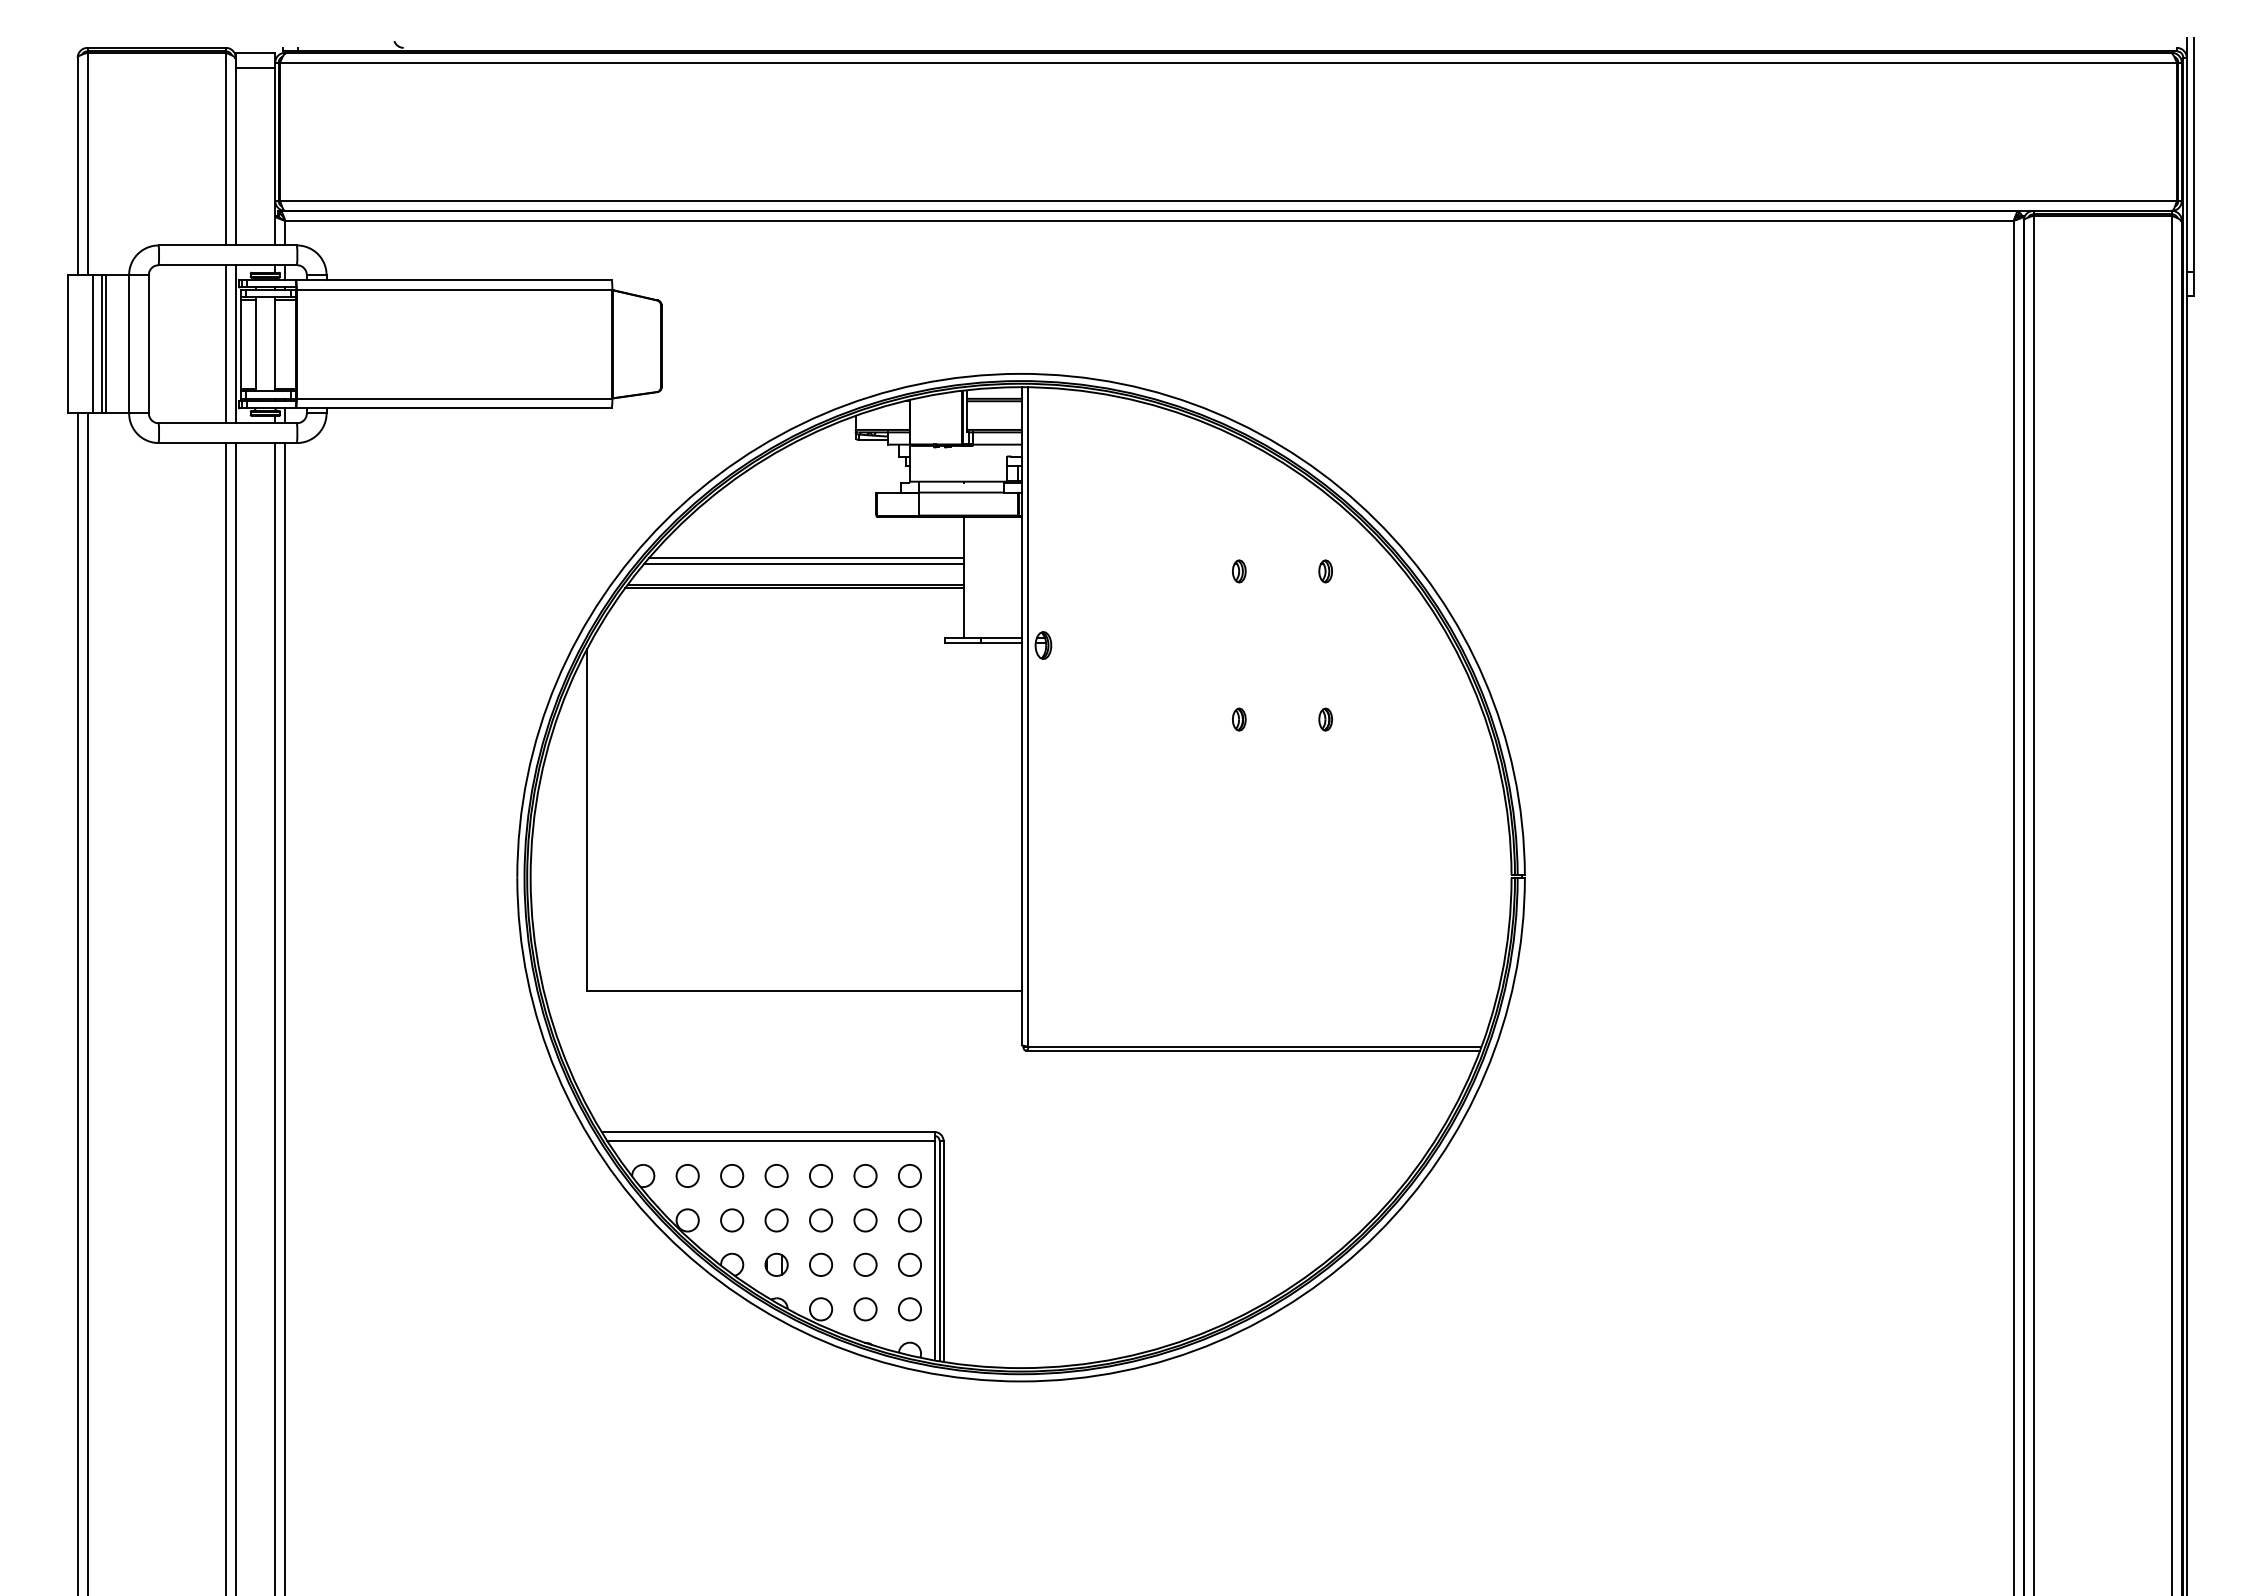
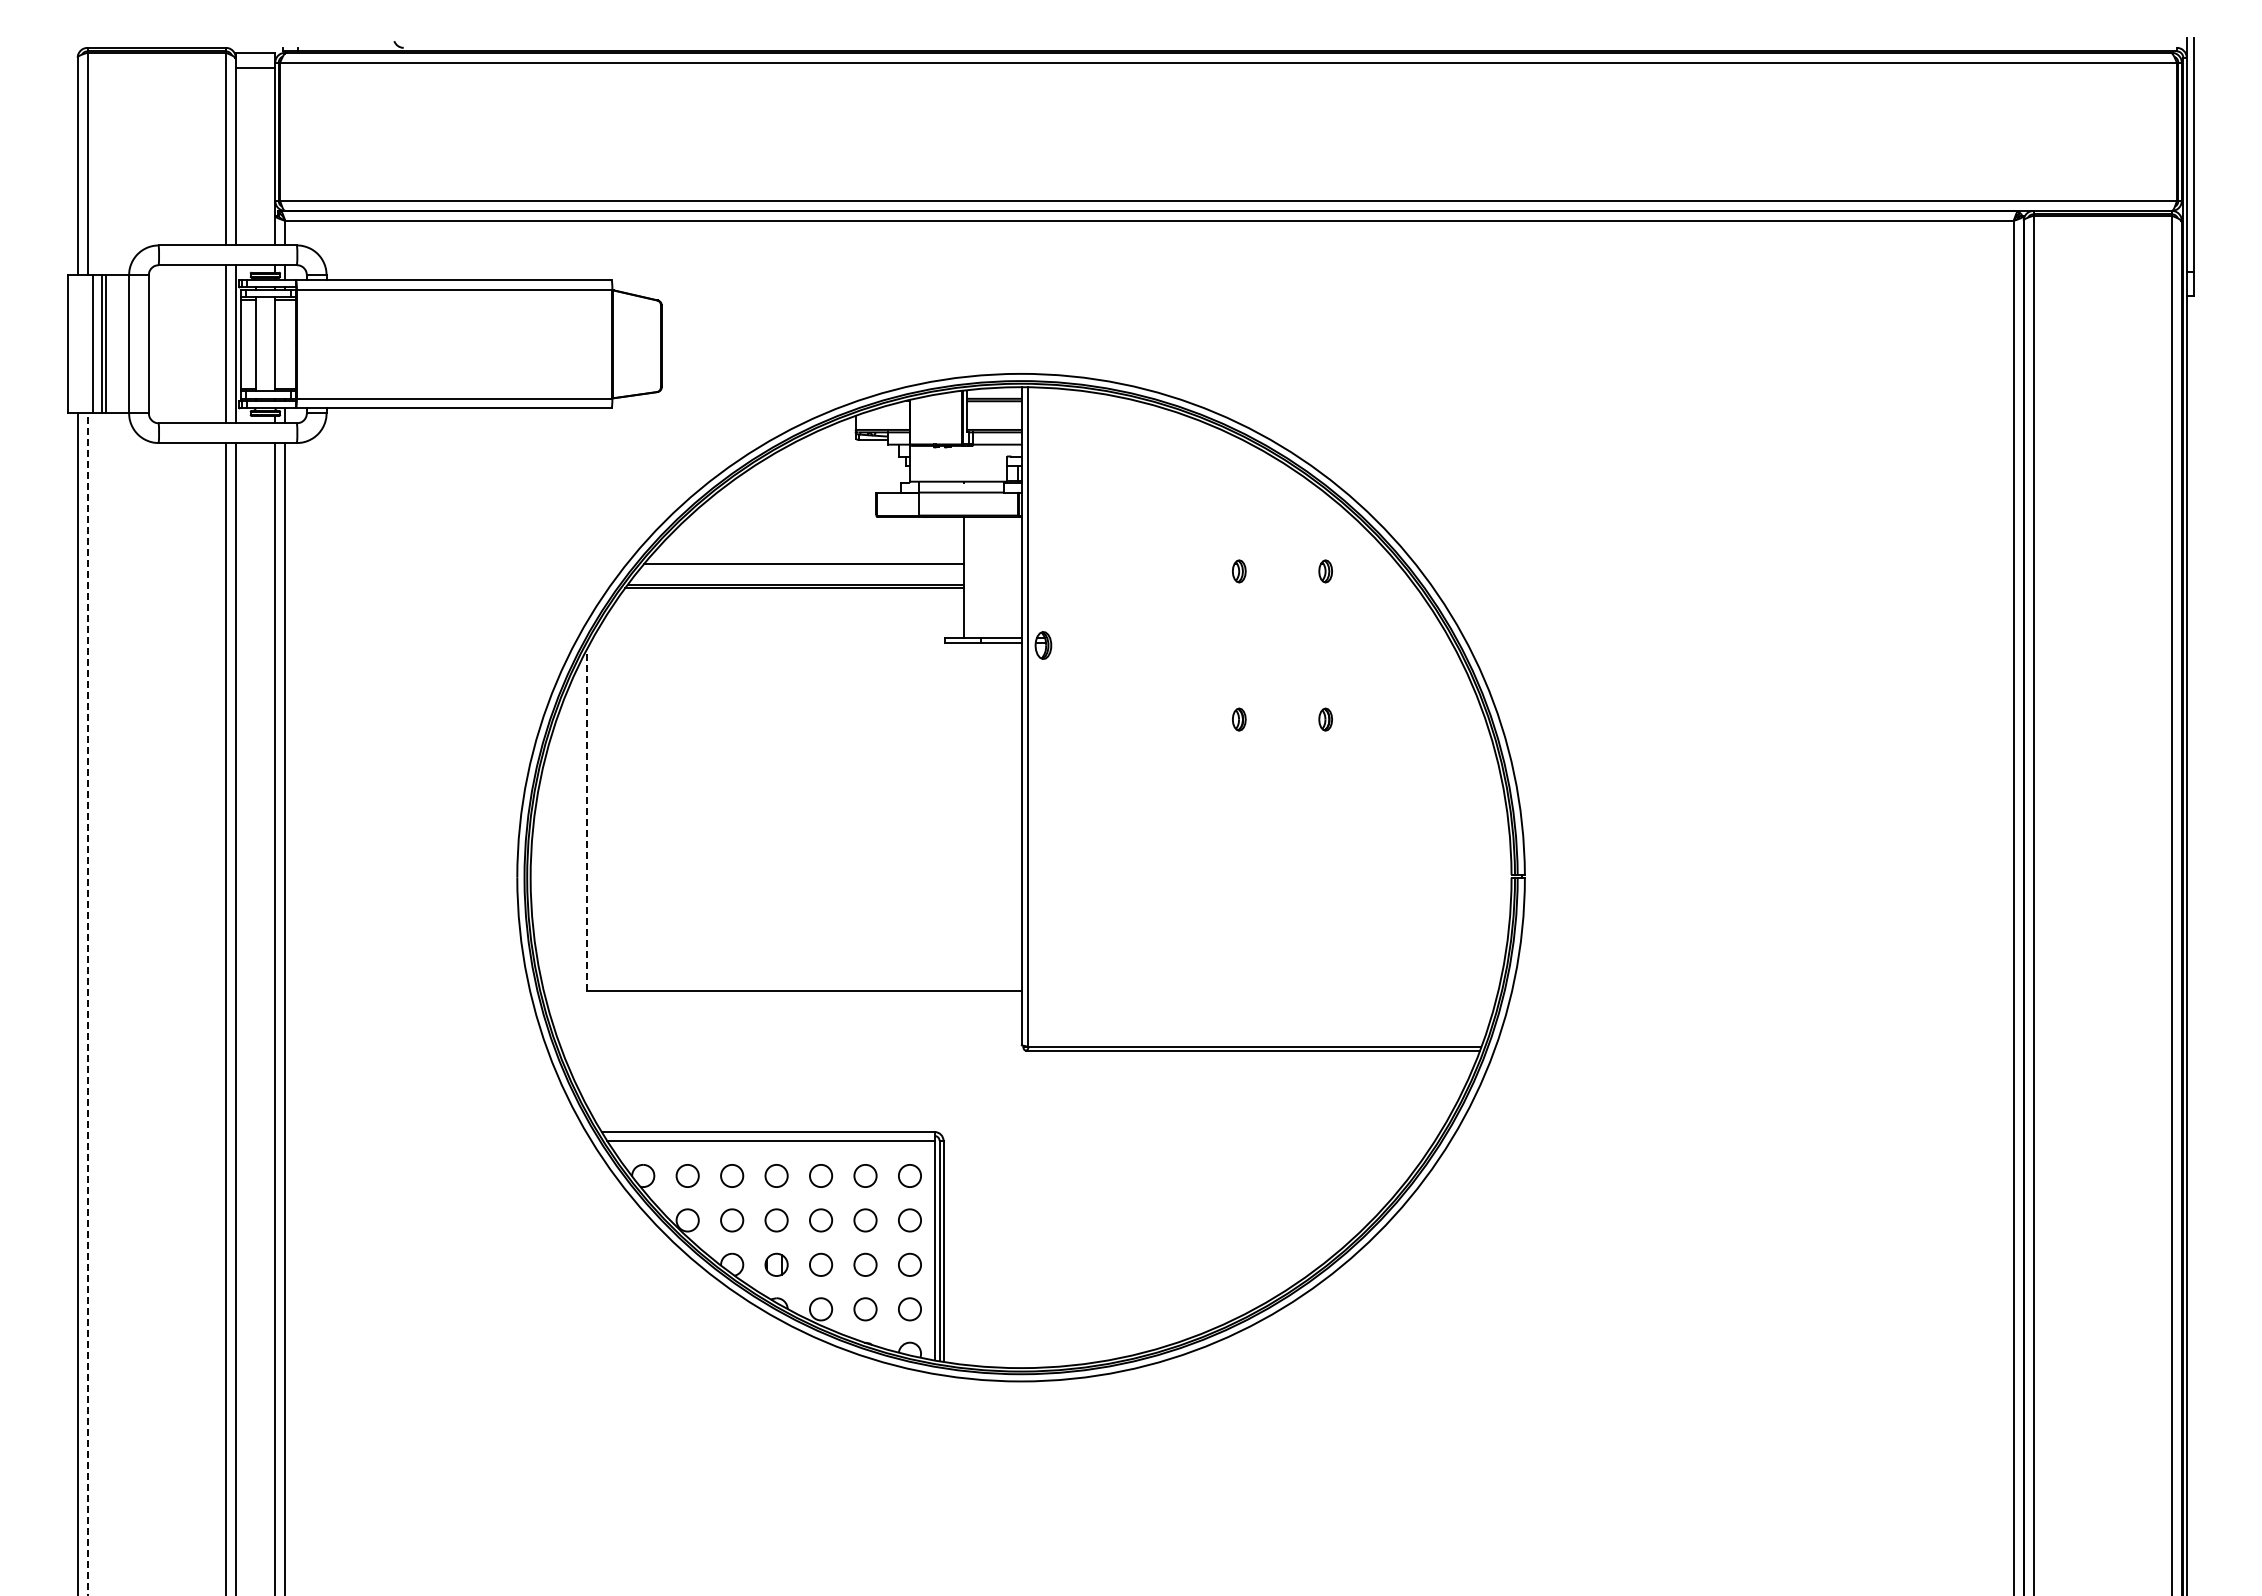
line: present -> none (806, 557)
line: solid -> dashed (587, 819)
line: solid -> dashed (87, 1004)
